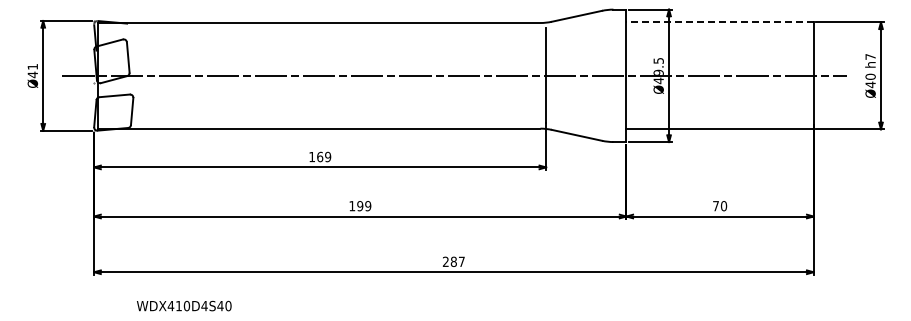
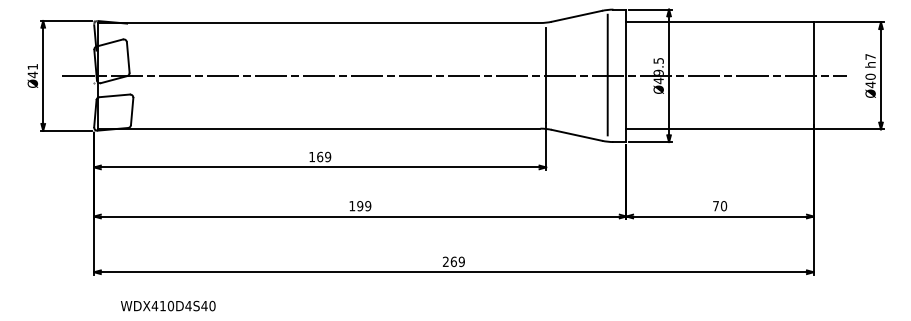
line: dashed -> solid (720, 22)
line: none -> present (607, 74)
text: 287 -> 269 (457, 261)
text position: (184, 305) -> (168, 305) (168, 305)
